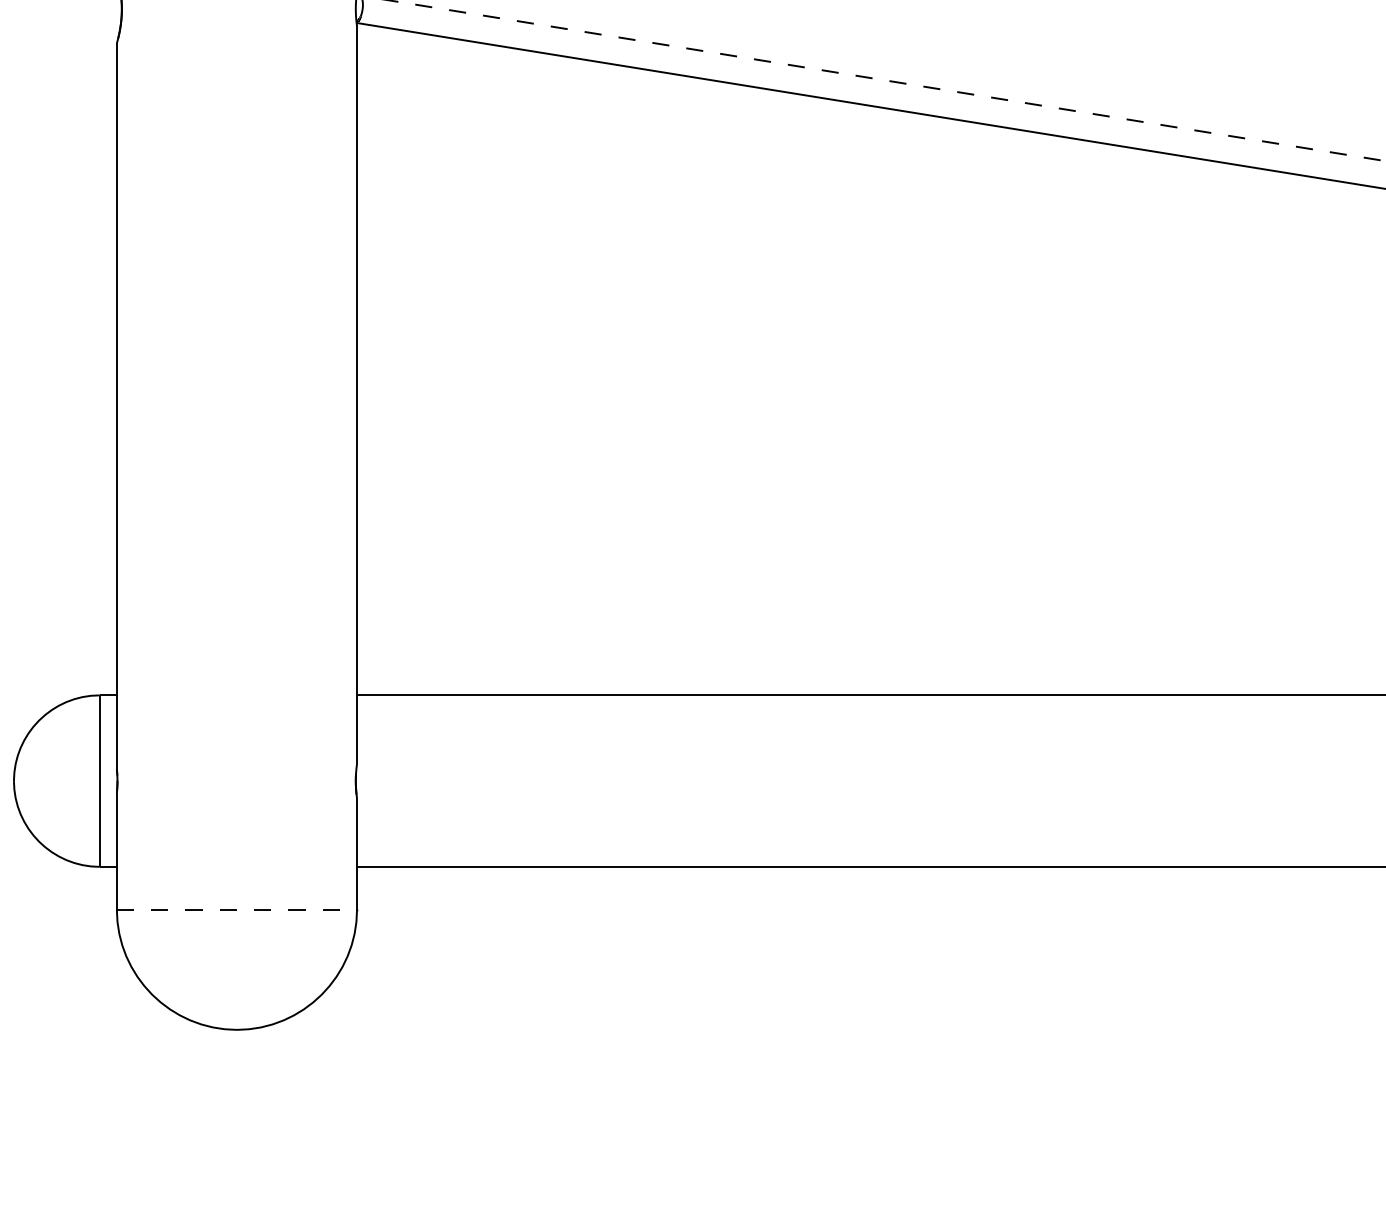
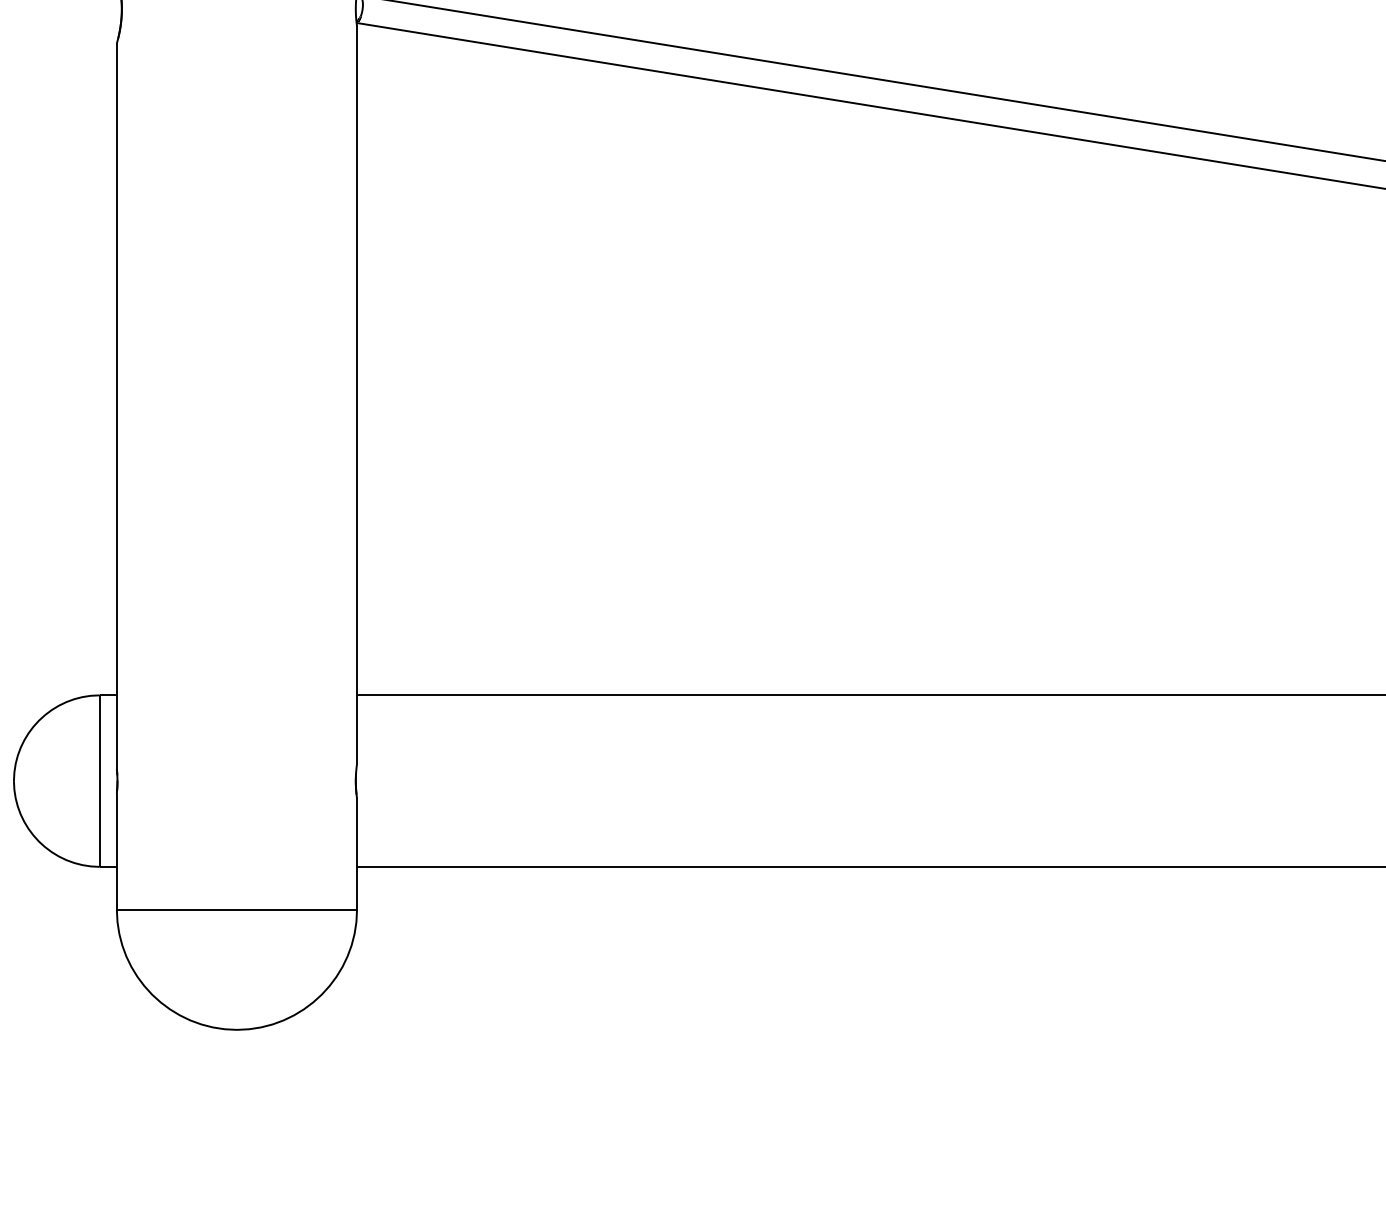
line: dashed -> solid (886, 80)
line: dashed -> solid (237, 909)
